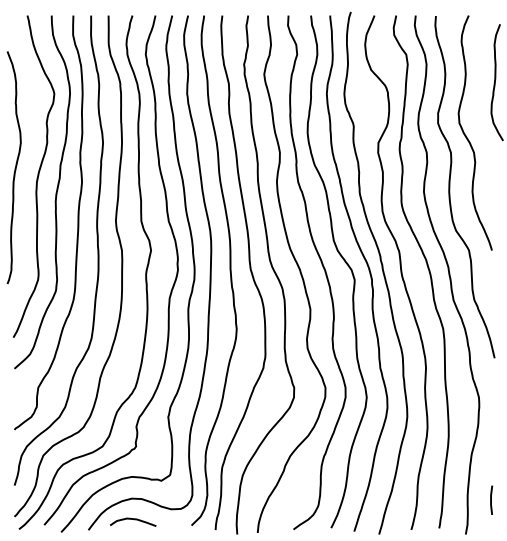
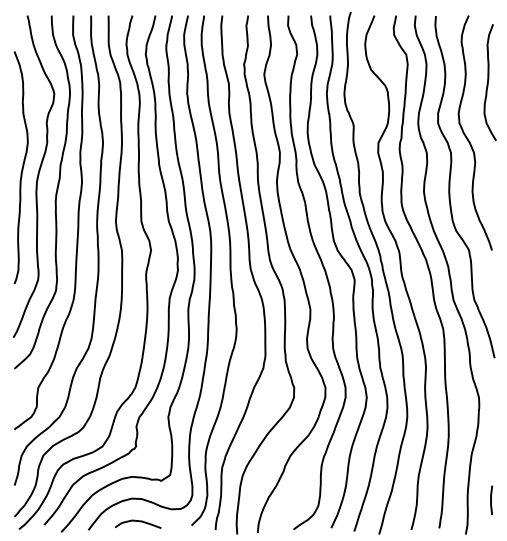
curve position: (495, 82) -> (488, 82) (488, 82)
curve position: (14, 168) -> (21, 168) (21, 168)
curve position: (134, 520) -> (139, 522) (139, 522)
